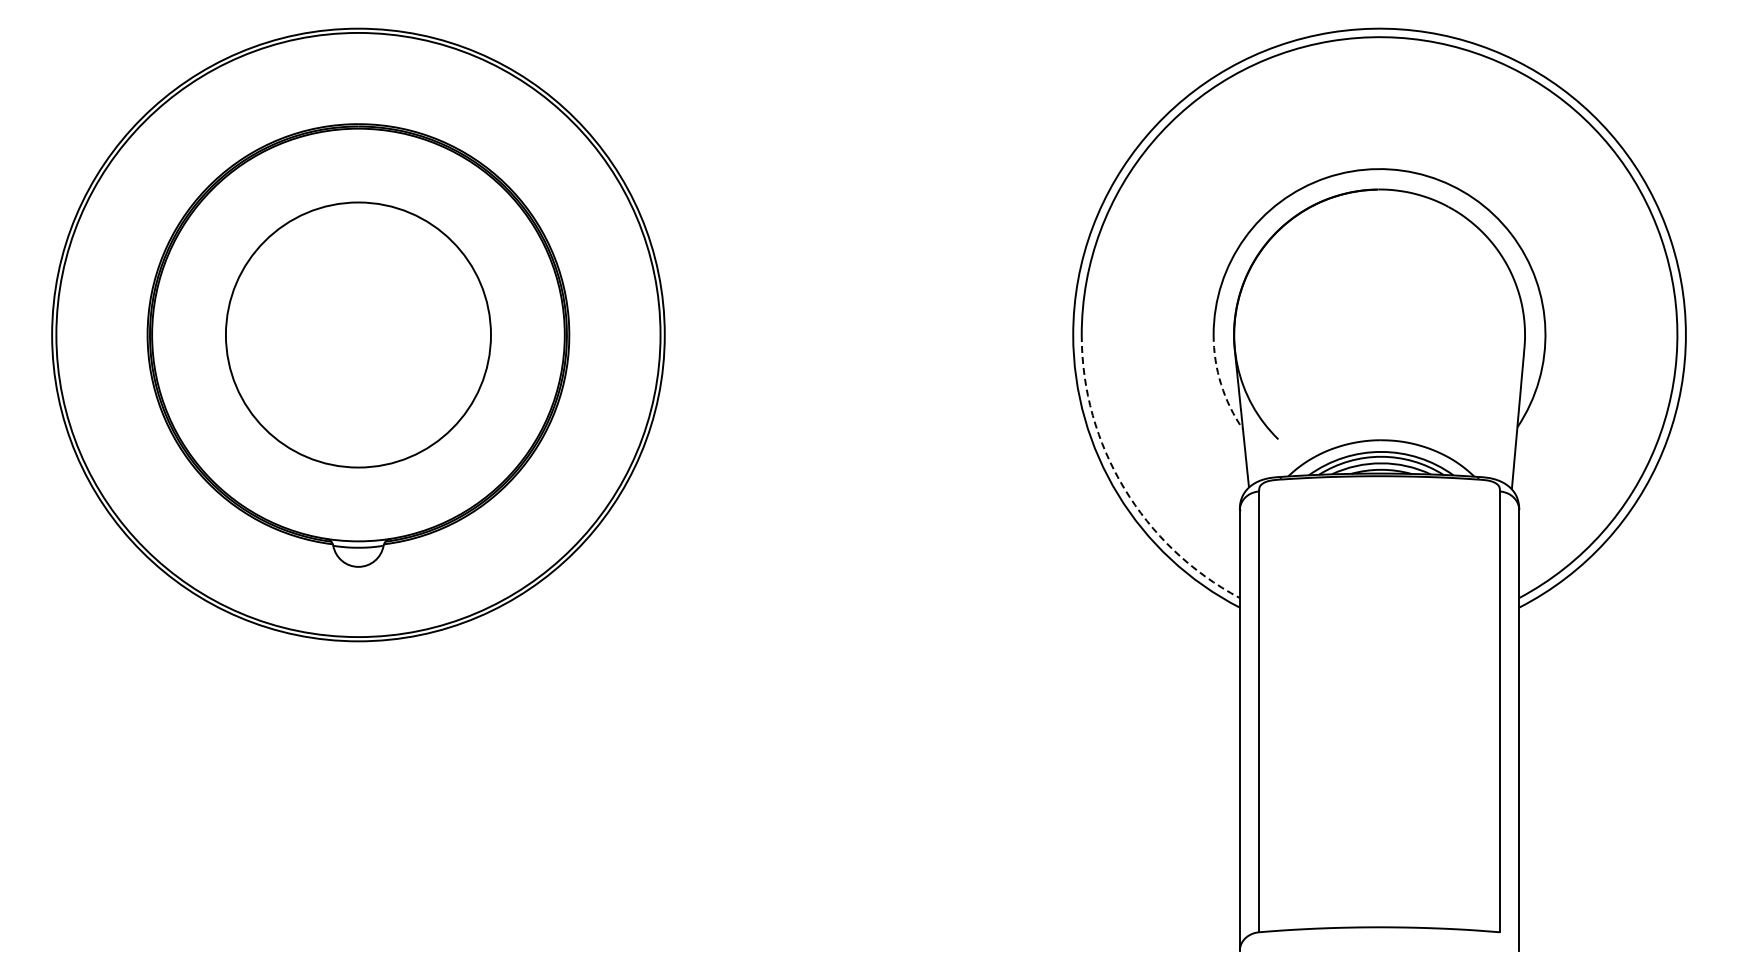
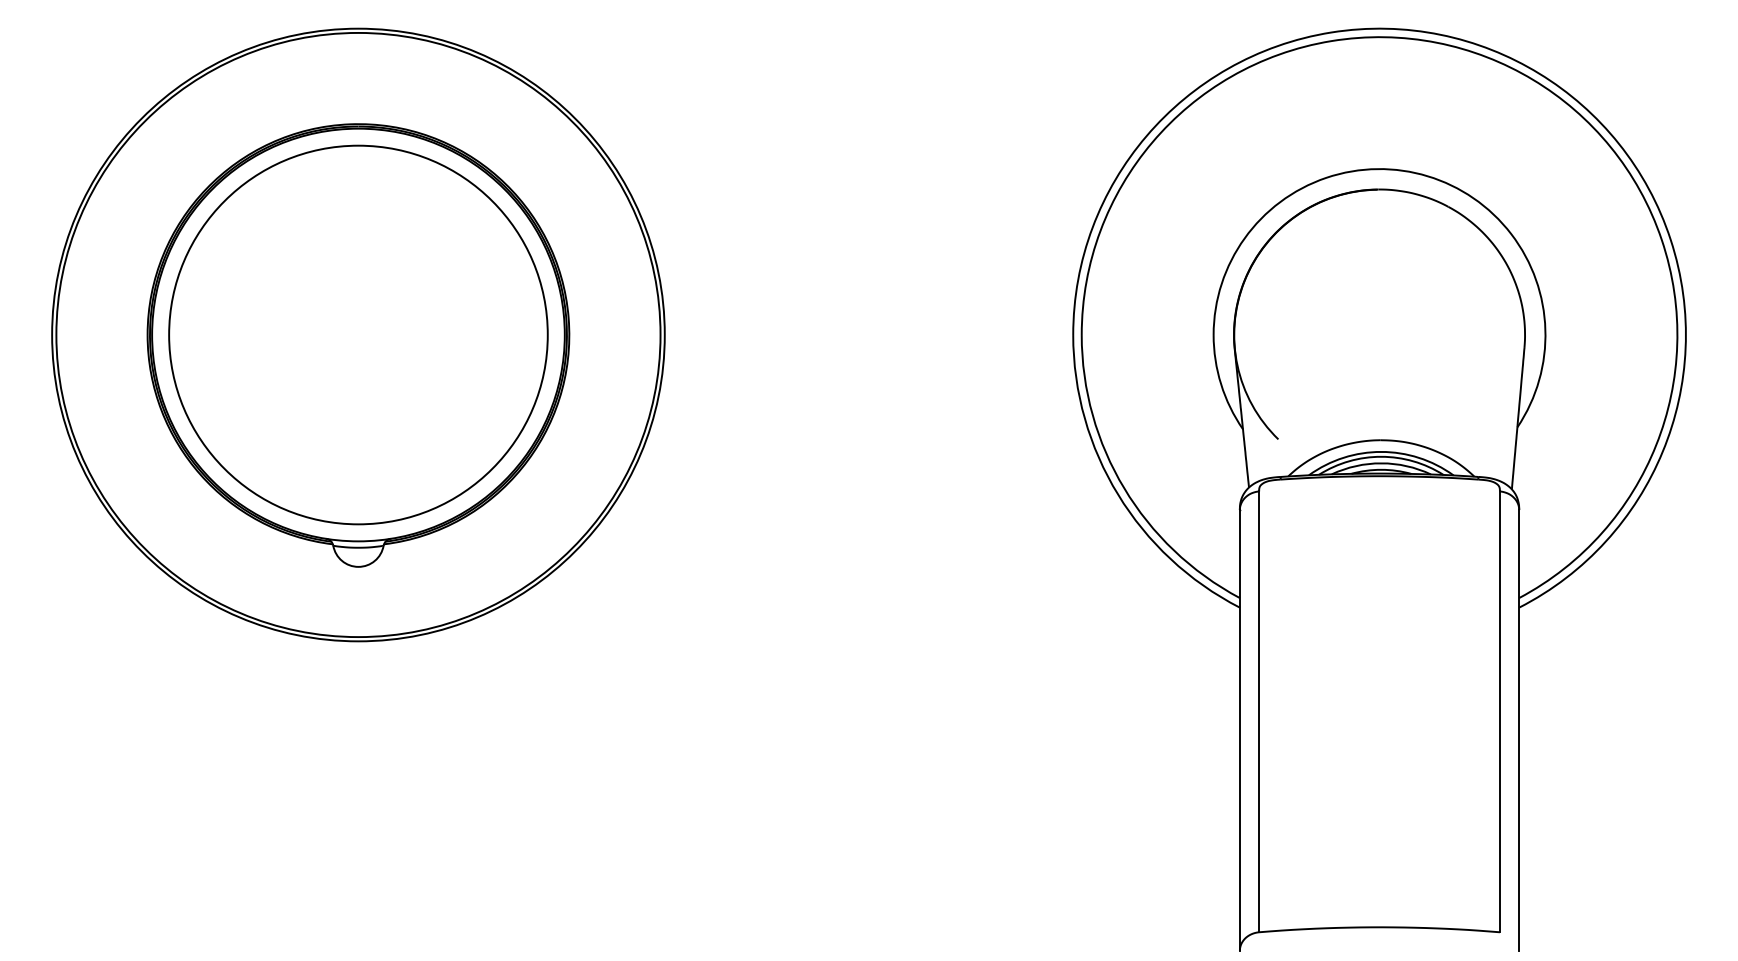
circle diameter: 265 px -> 379 px (358, 334)
arc: dashed -> solid (1221, 384)
arc: dashed -> solid (1124, 488)
